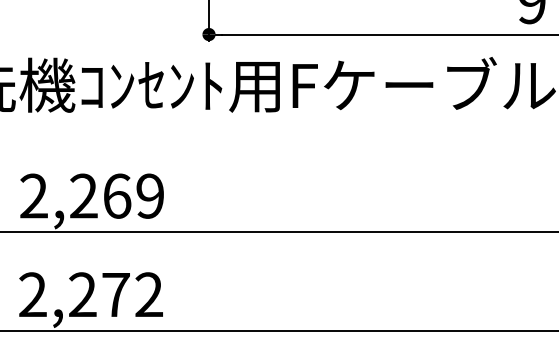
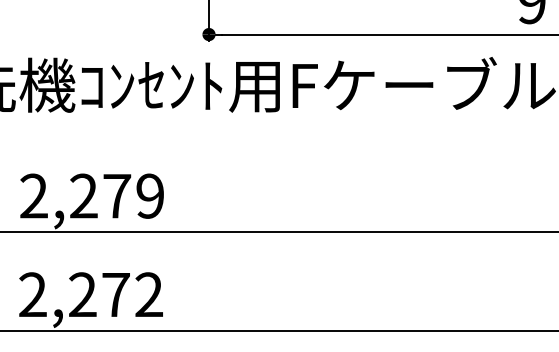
text: 2,269 -> 2,279 (117, 195)
